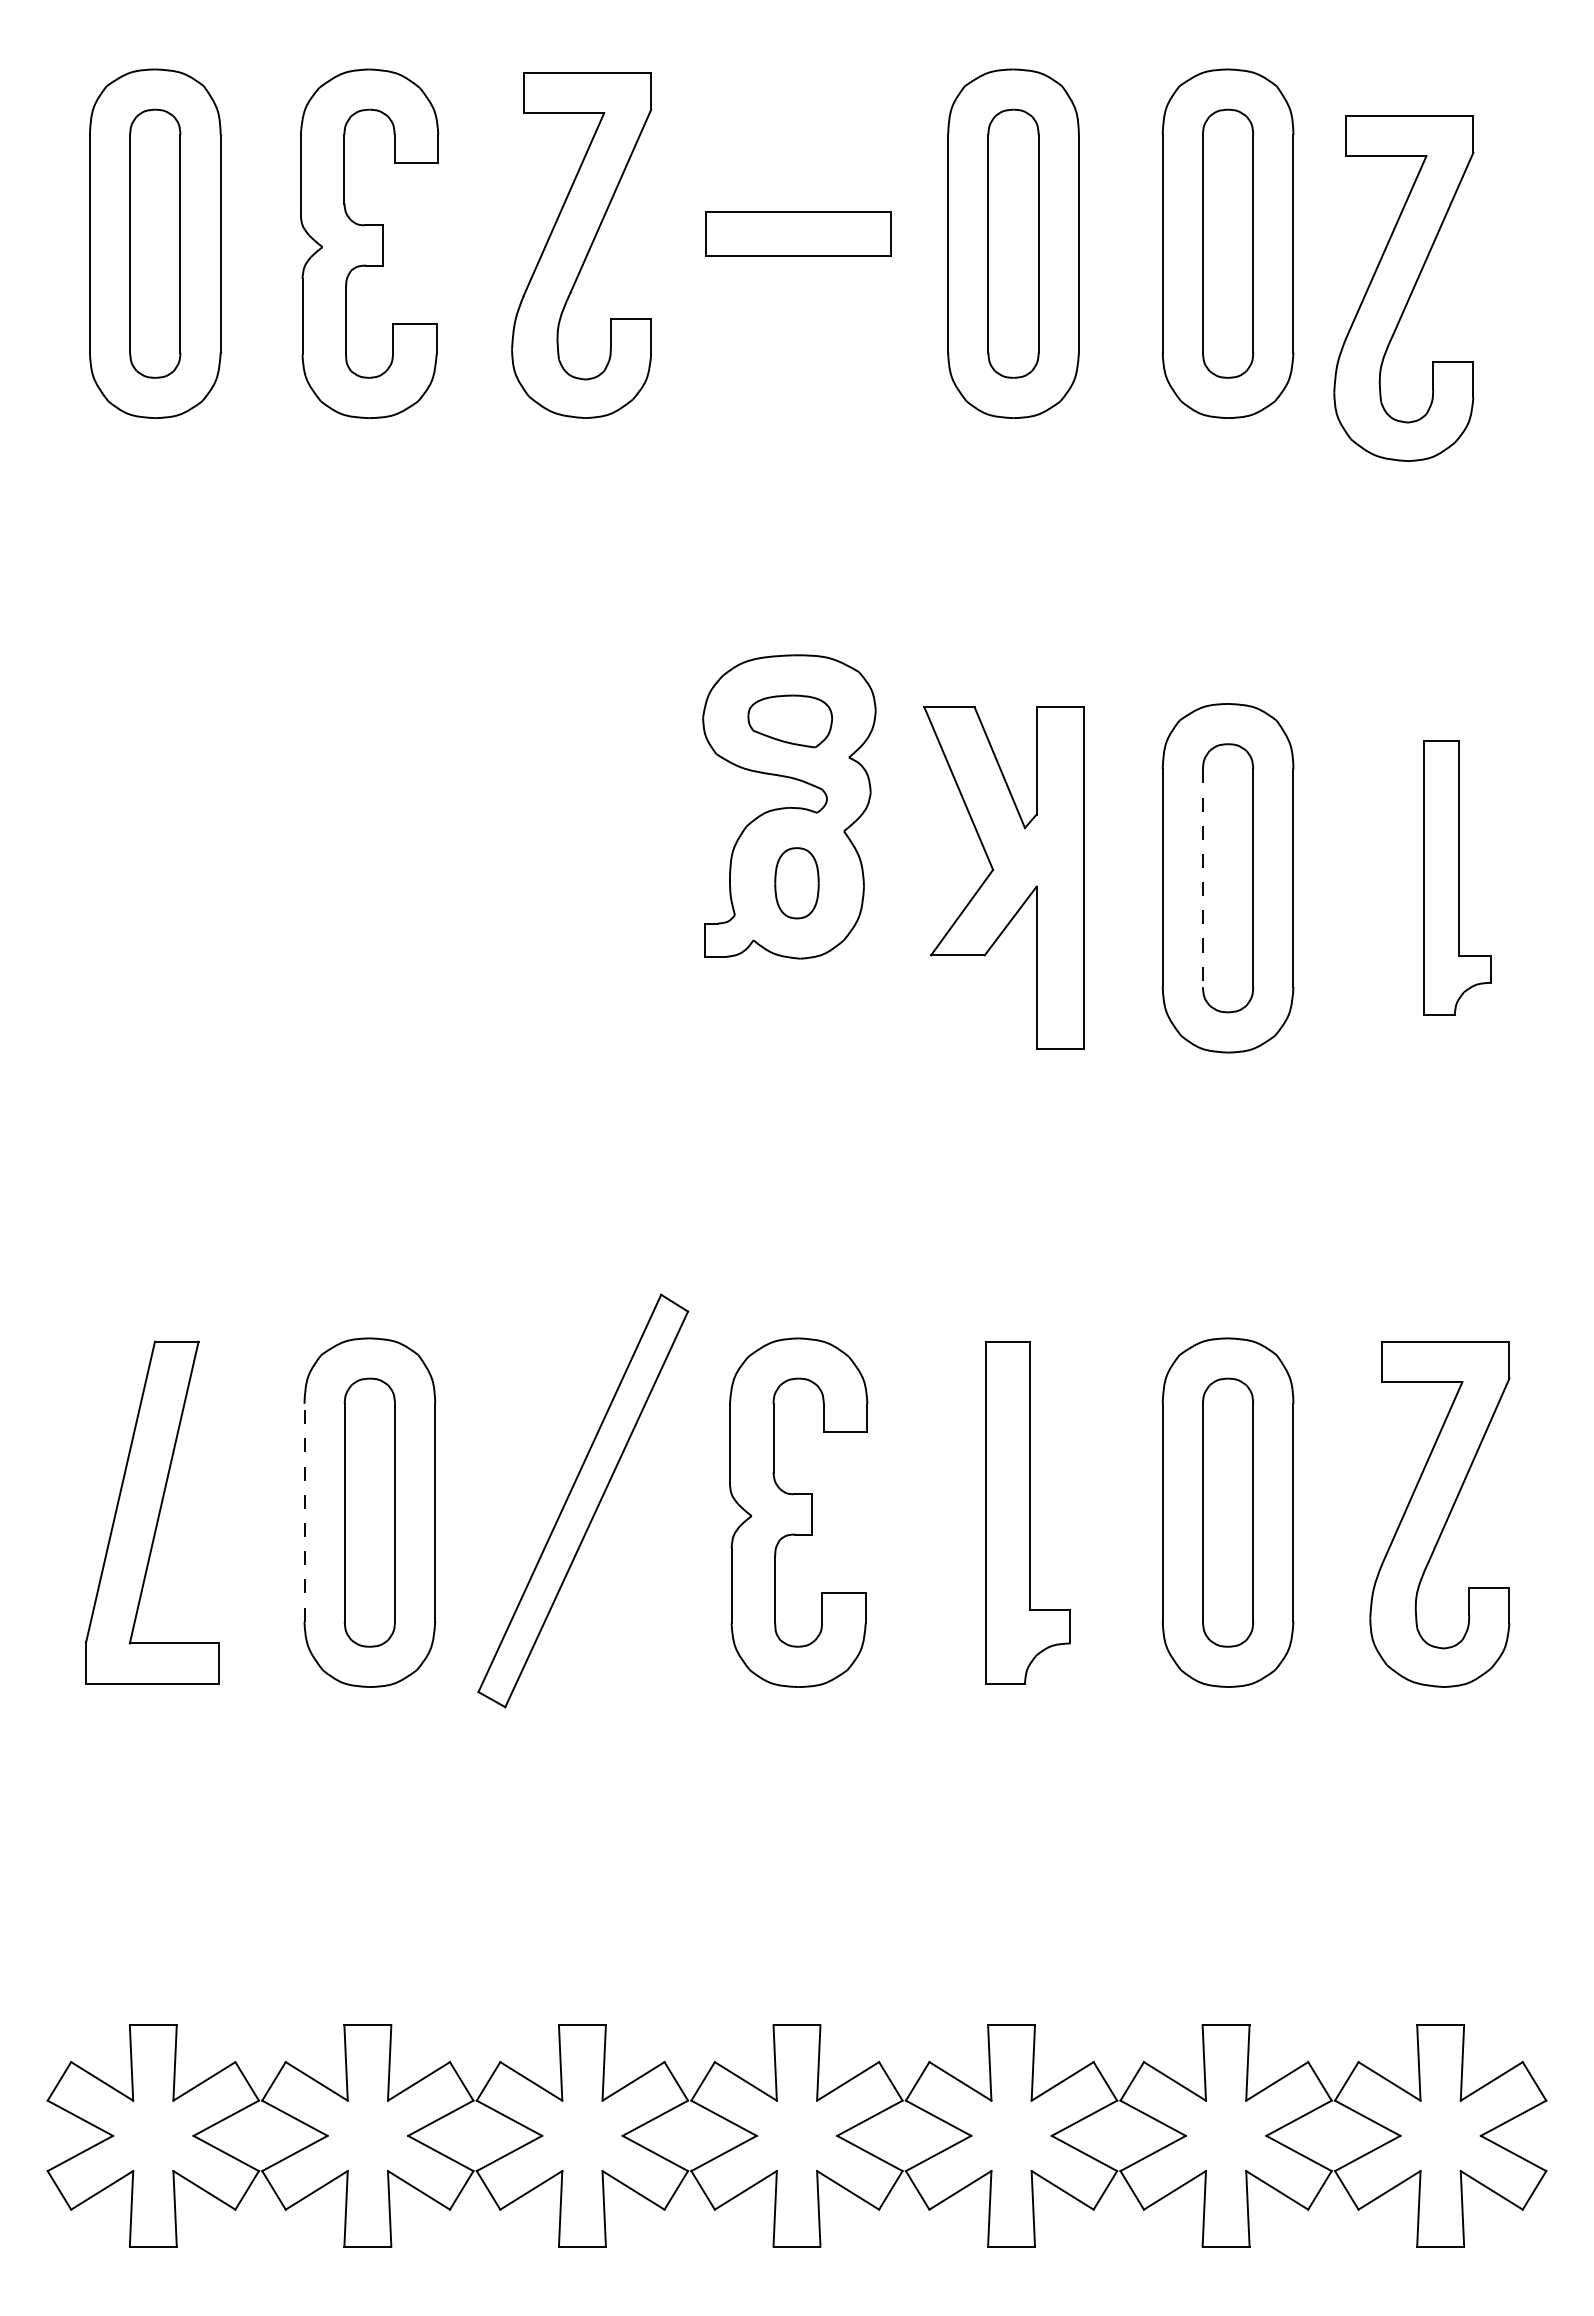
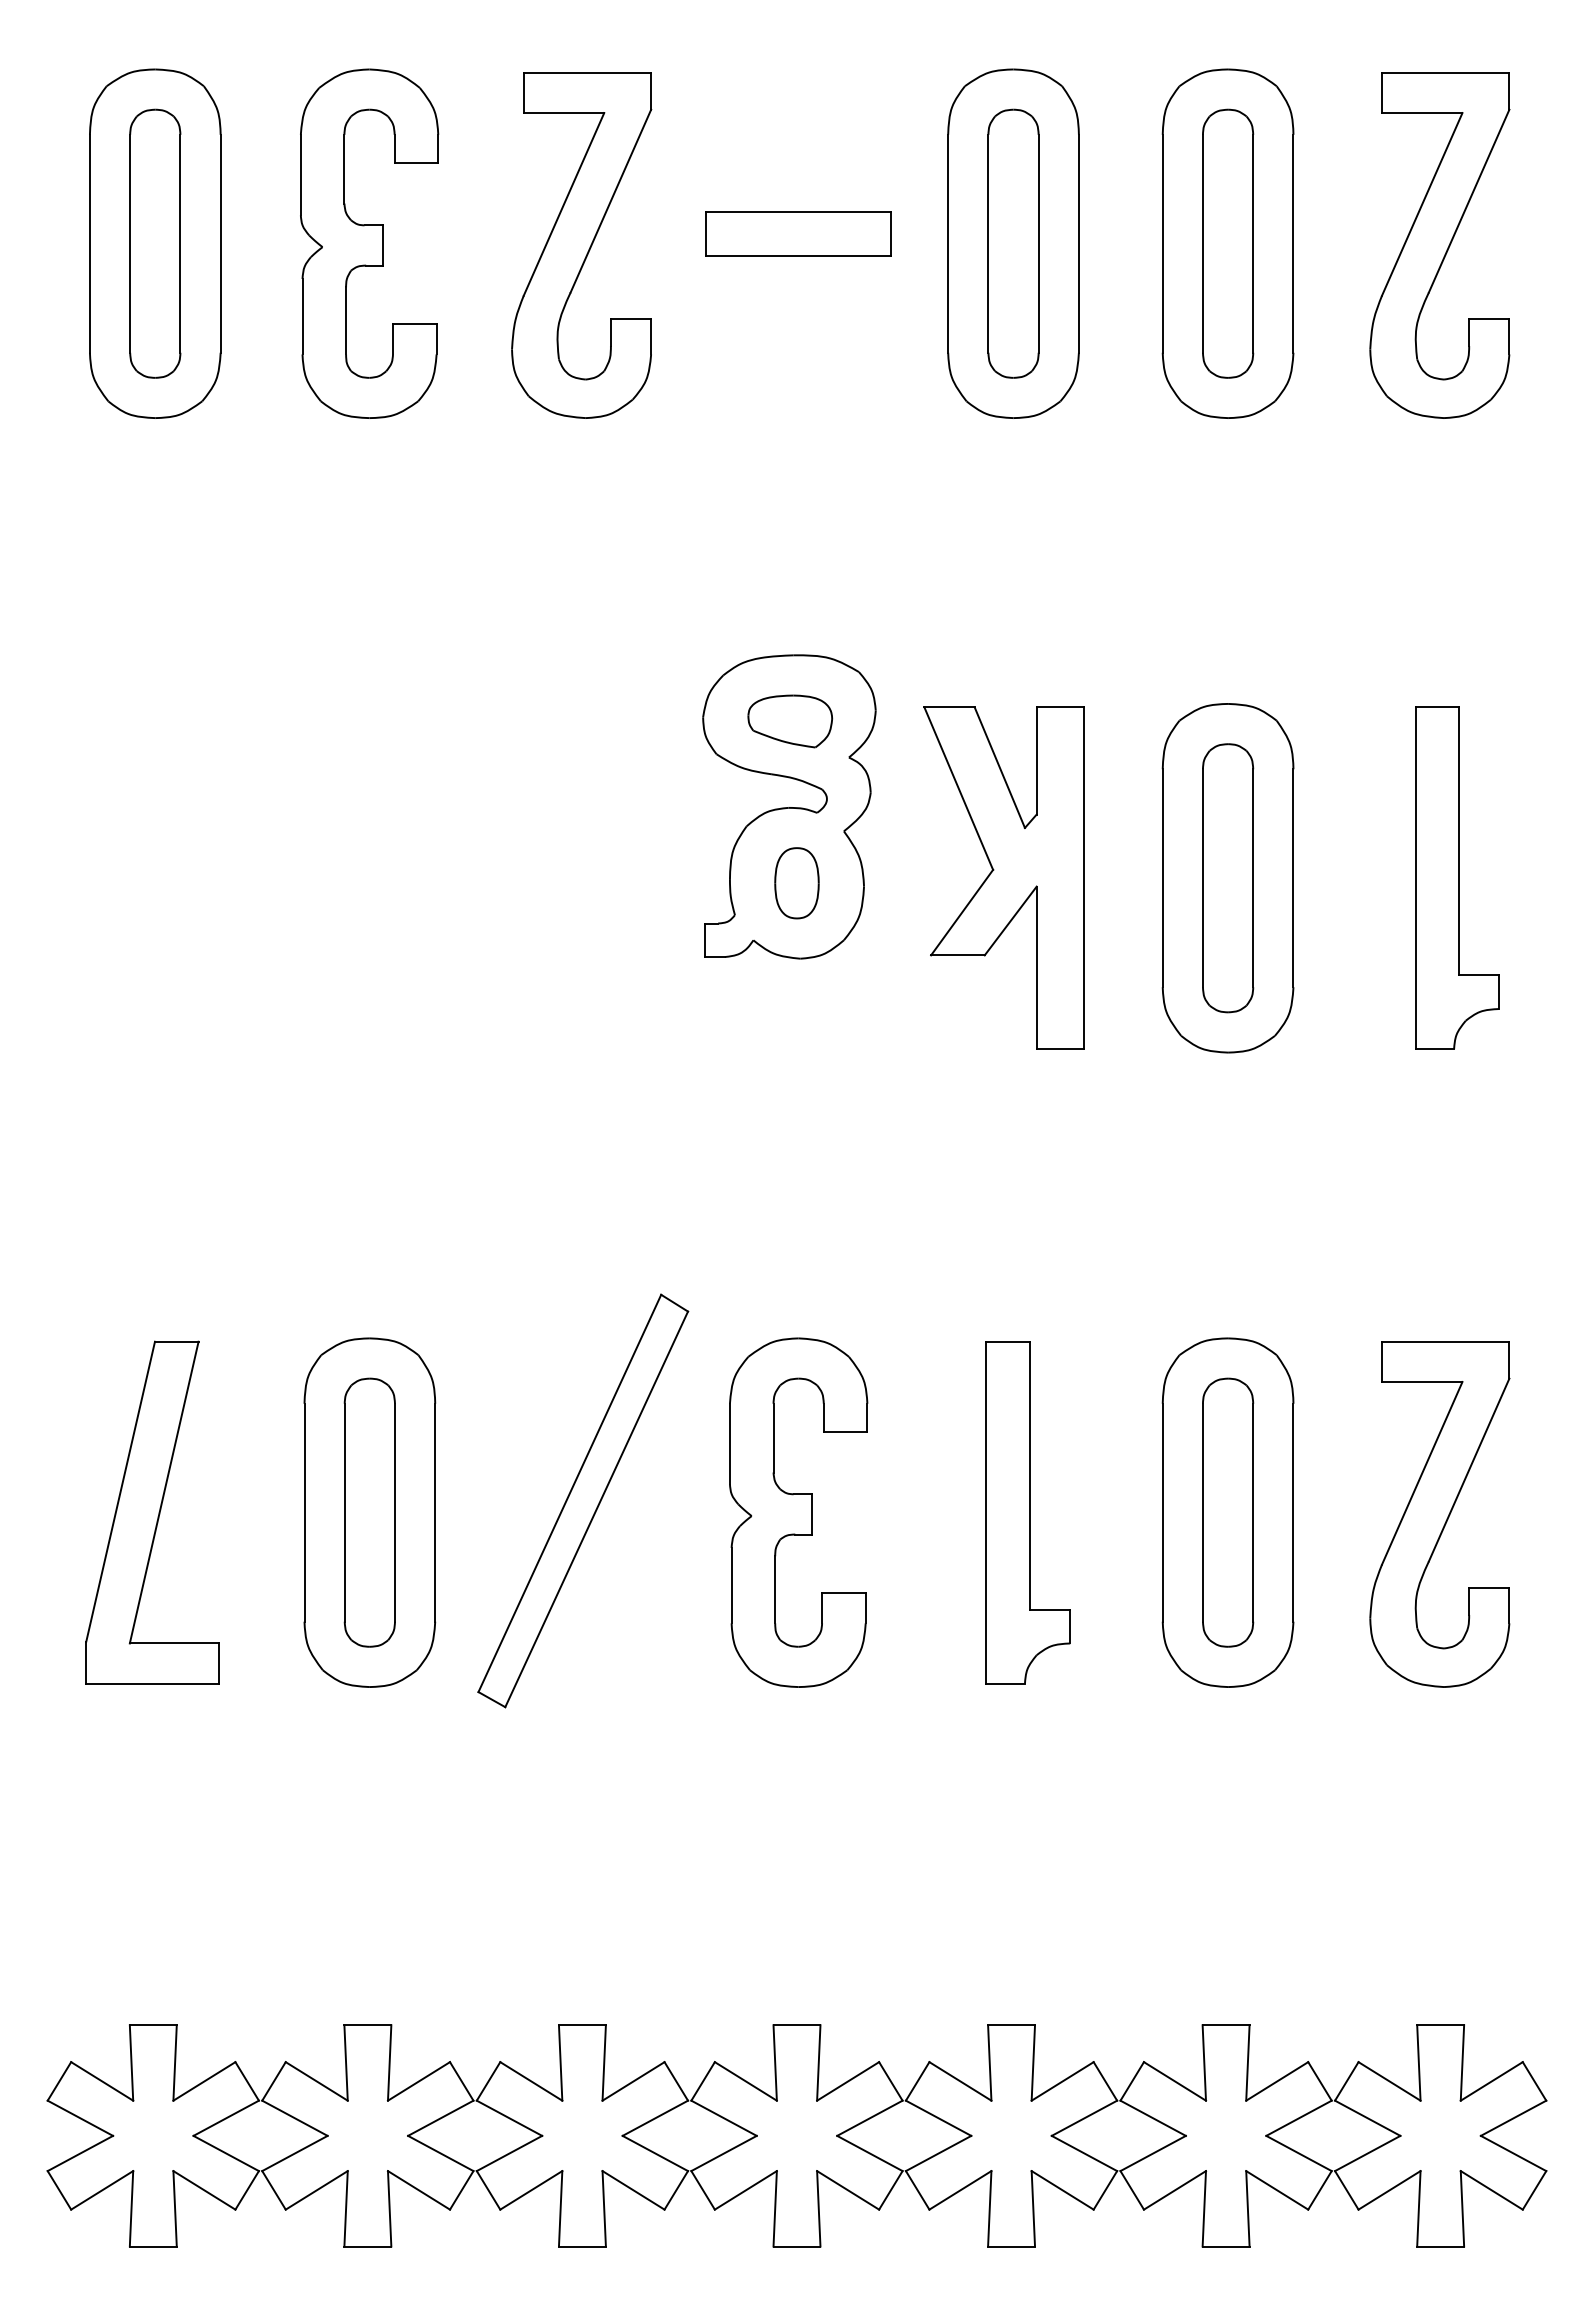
part position: (1403, 288) -> (1439, 245) (1439, 245)
part size: 69x276 px -> 85x344 px (1457, 877)
line: dashed -> solid (1202, 878)
line: dashed -> solid (304, 1512)
